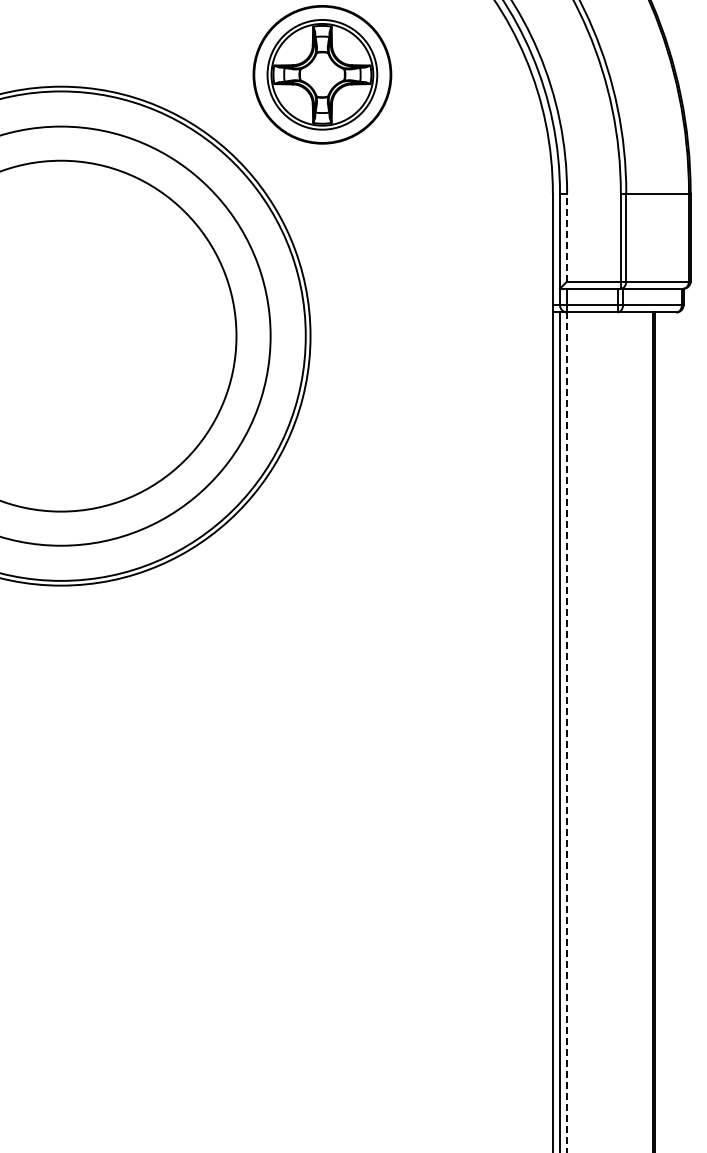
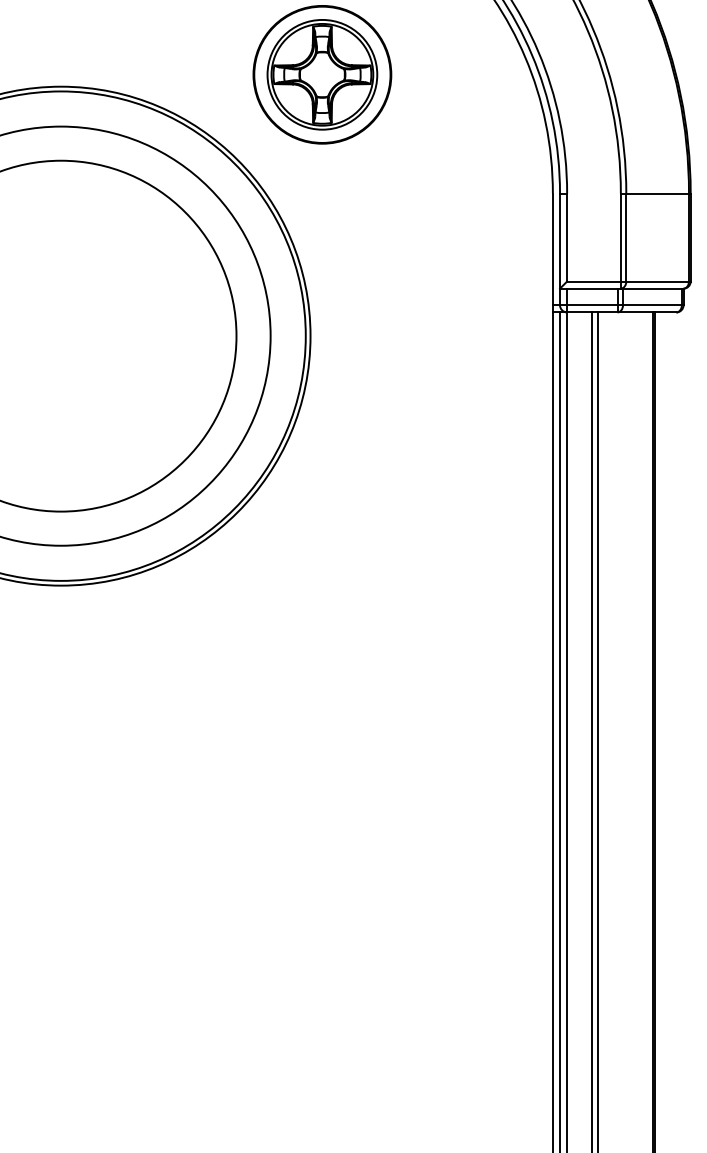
line: dashed -> solid (567, 237)
line: none -> present (592, 730)
line: none -> present (597, 730)
line: dashed -> solid (567, 732)
